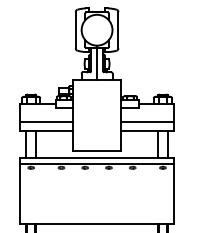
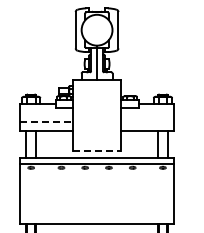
line: solid -> dashed (46, 121)
line: present -> none (147, 121)
line: solid -> dashed (97, 151)
